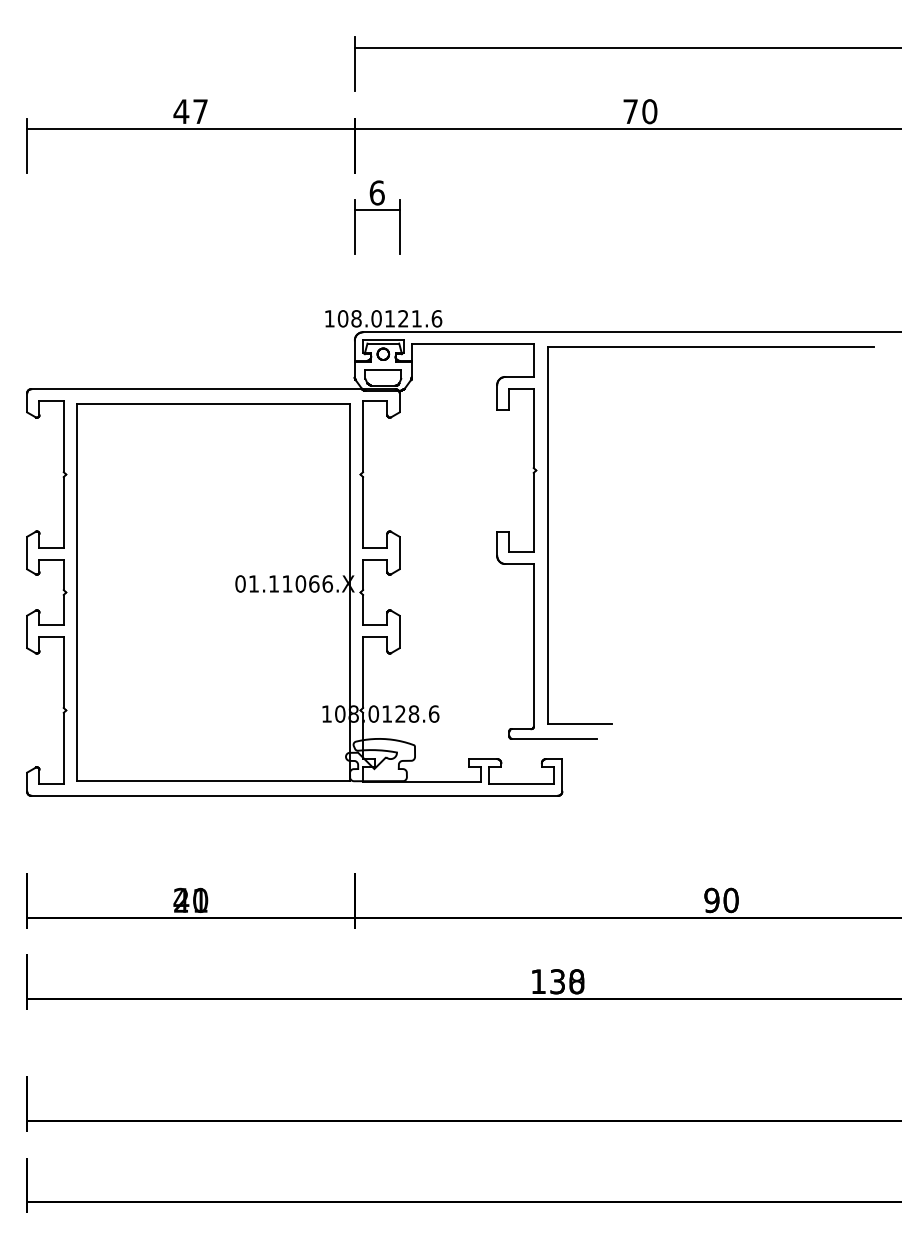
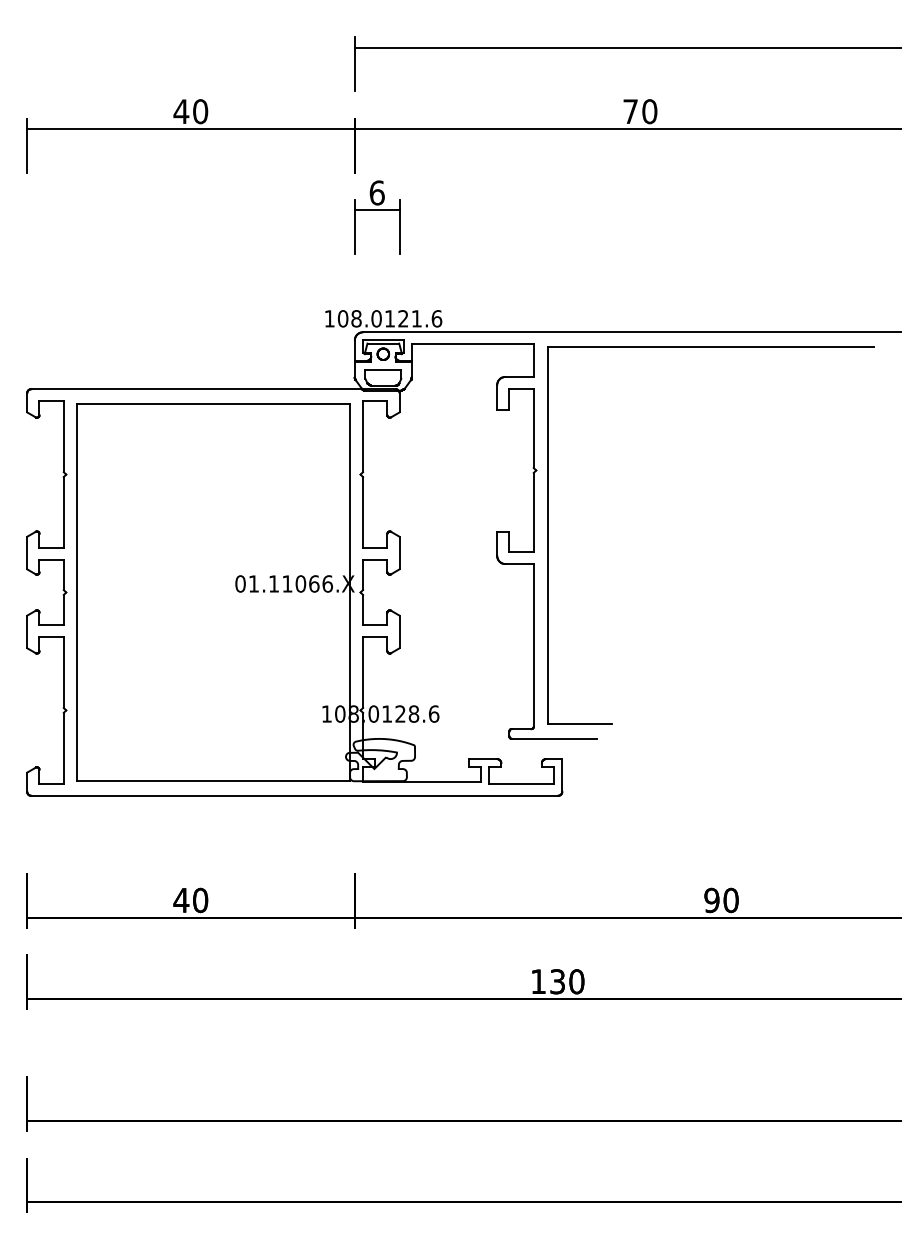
text: 47 -> 40 (200, 111)
text: 21 -> 40 (190, 899)
text: 138 -> 130 (576, 981)
